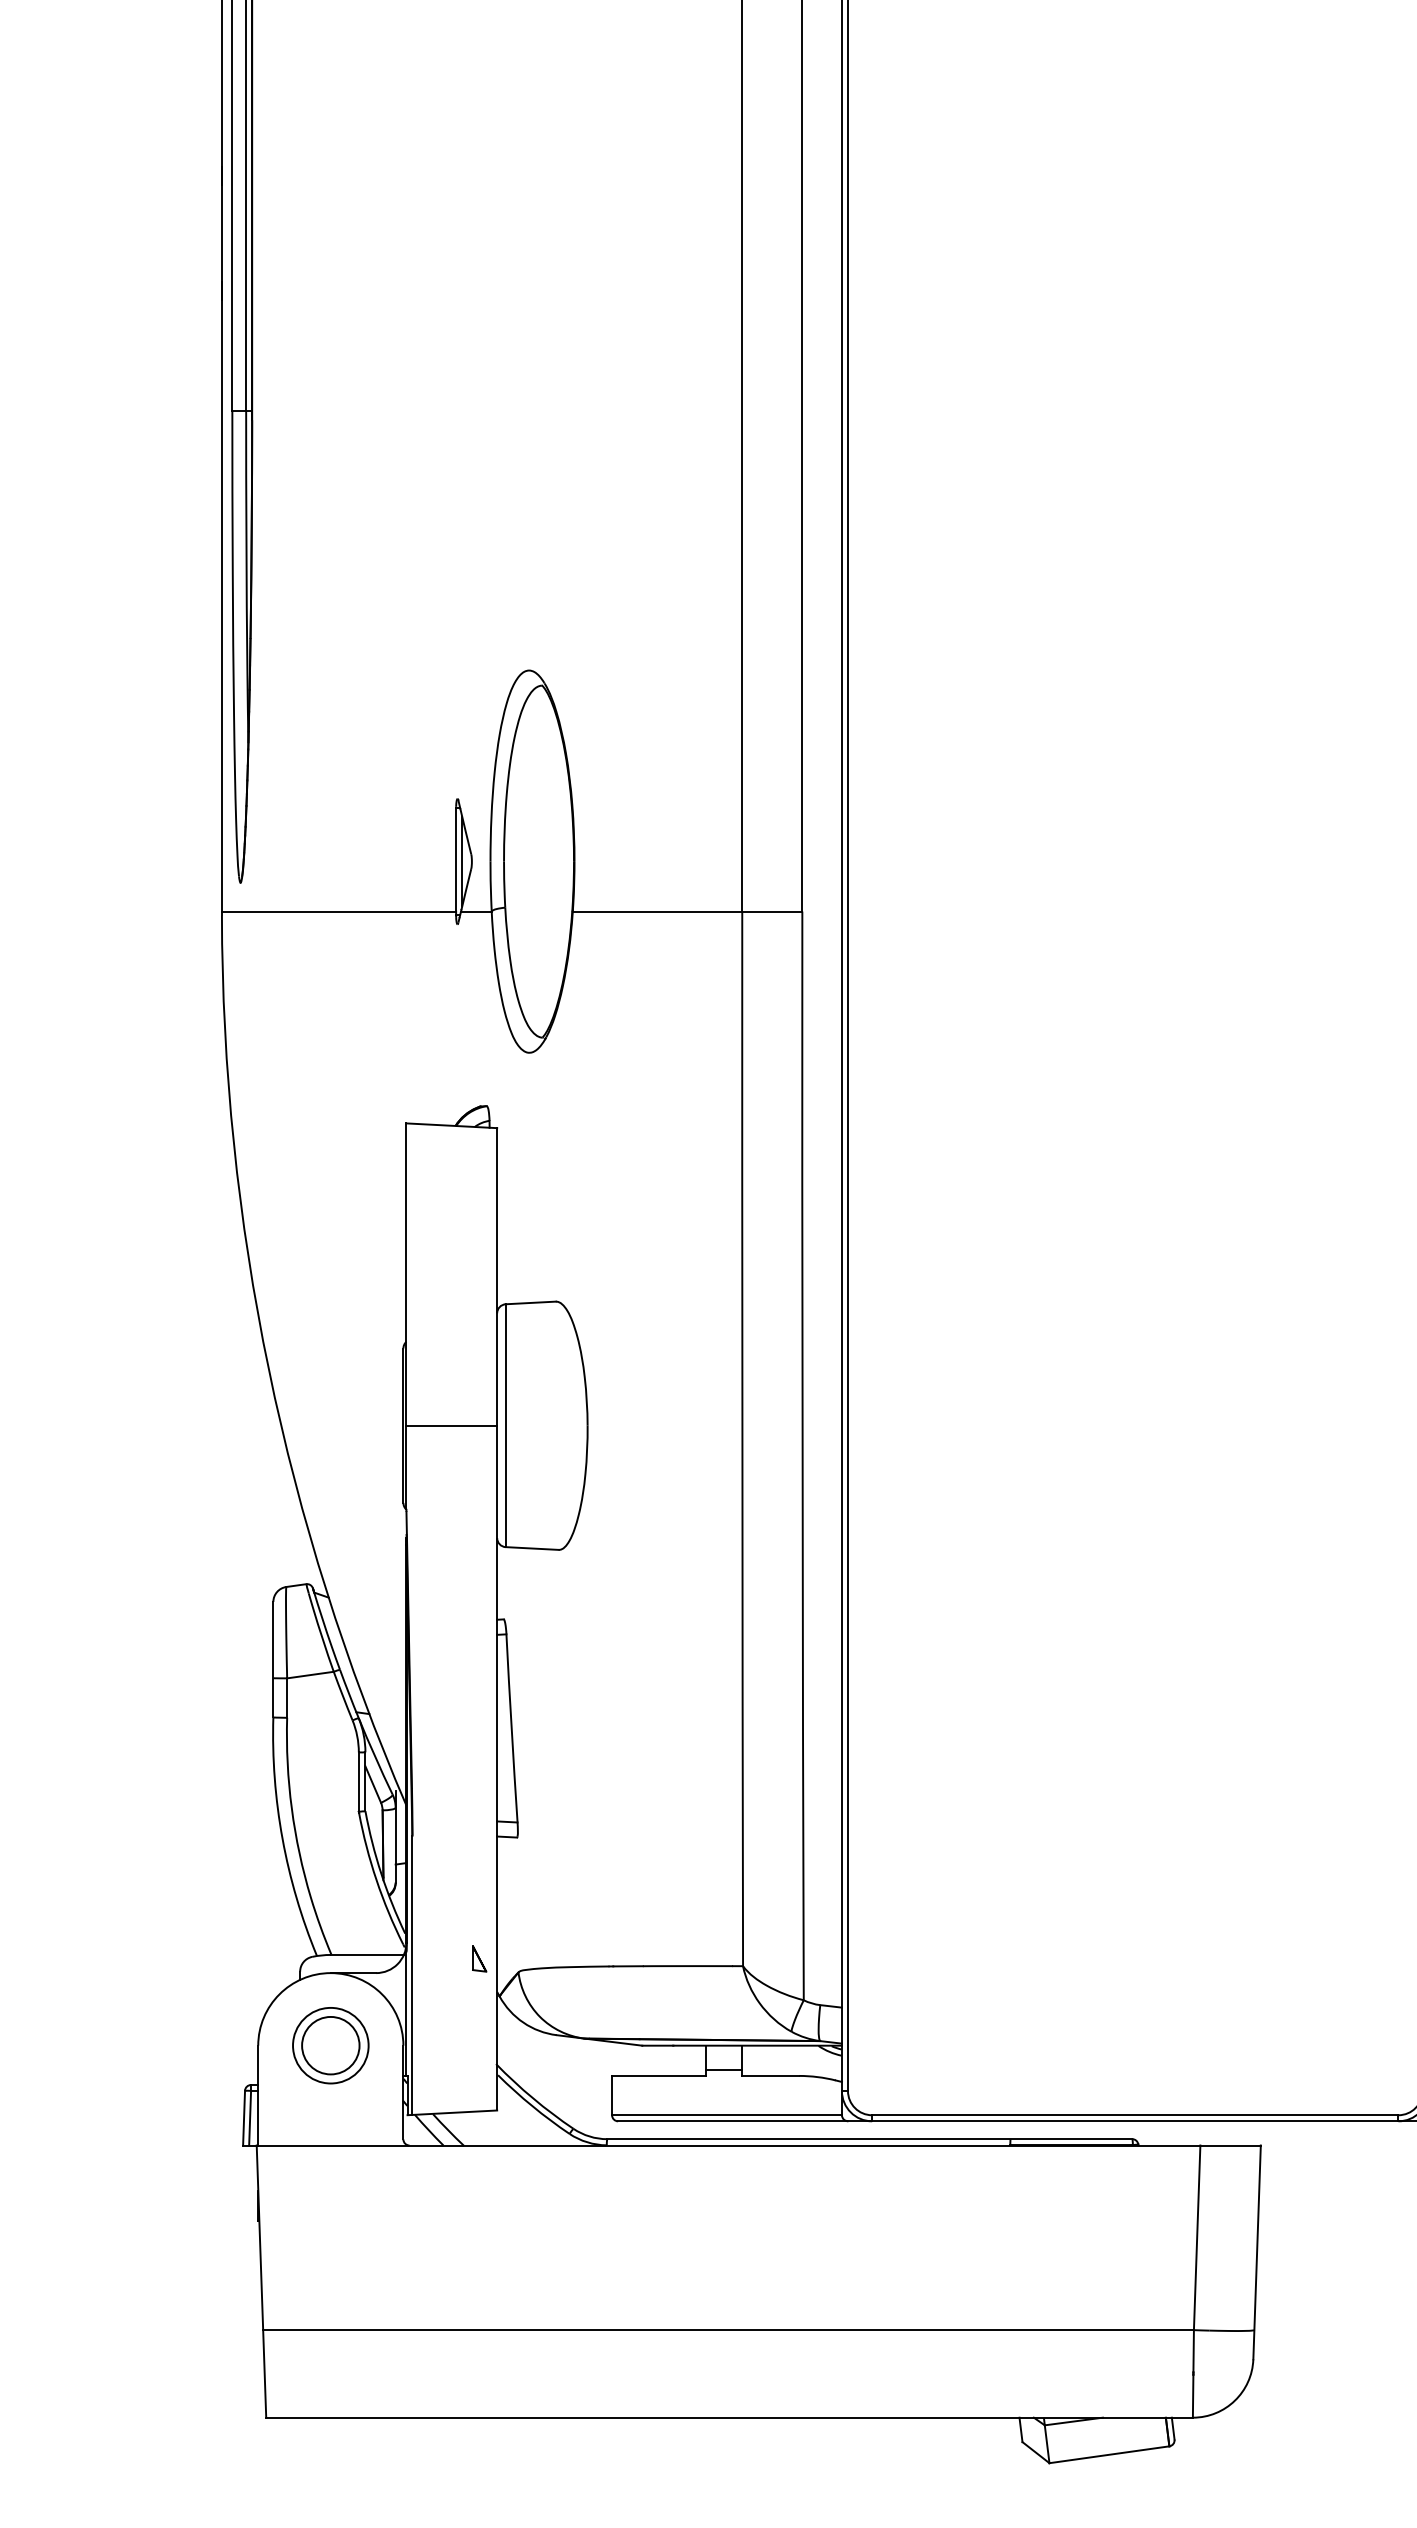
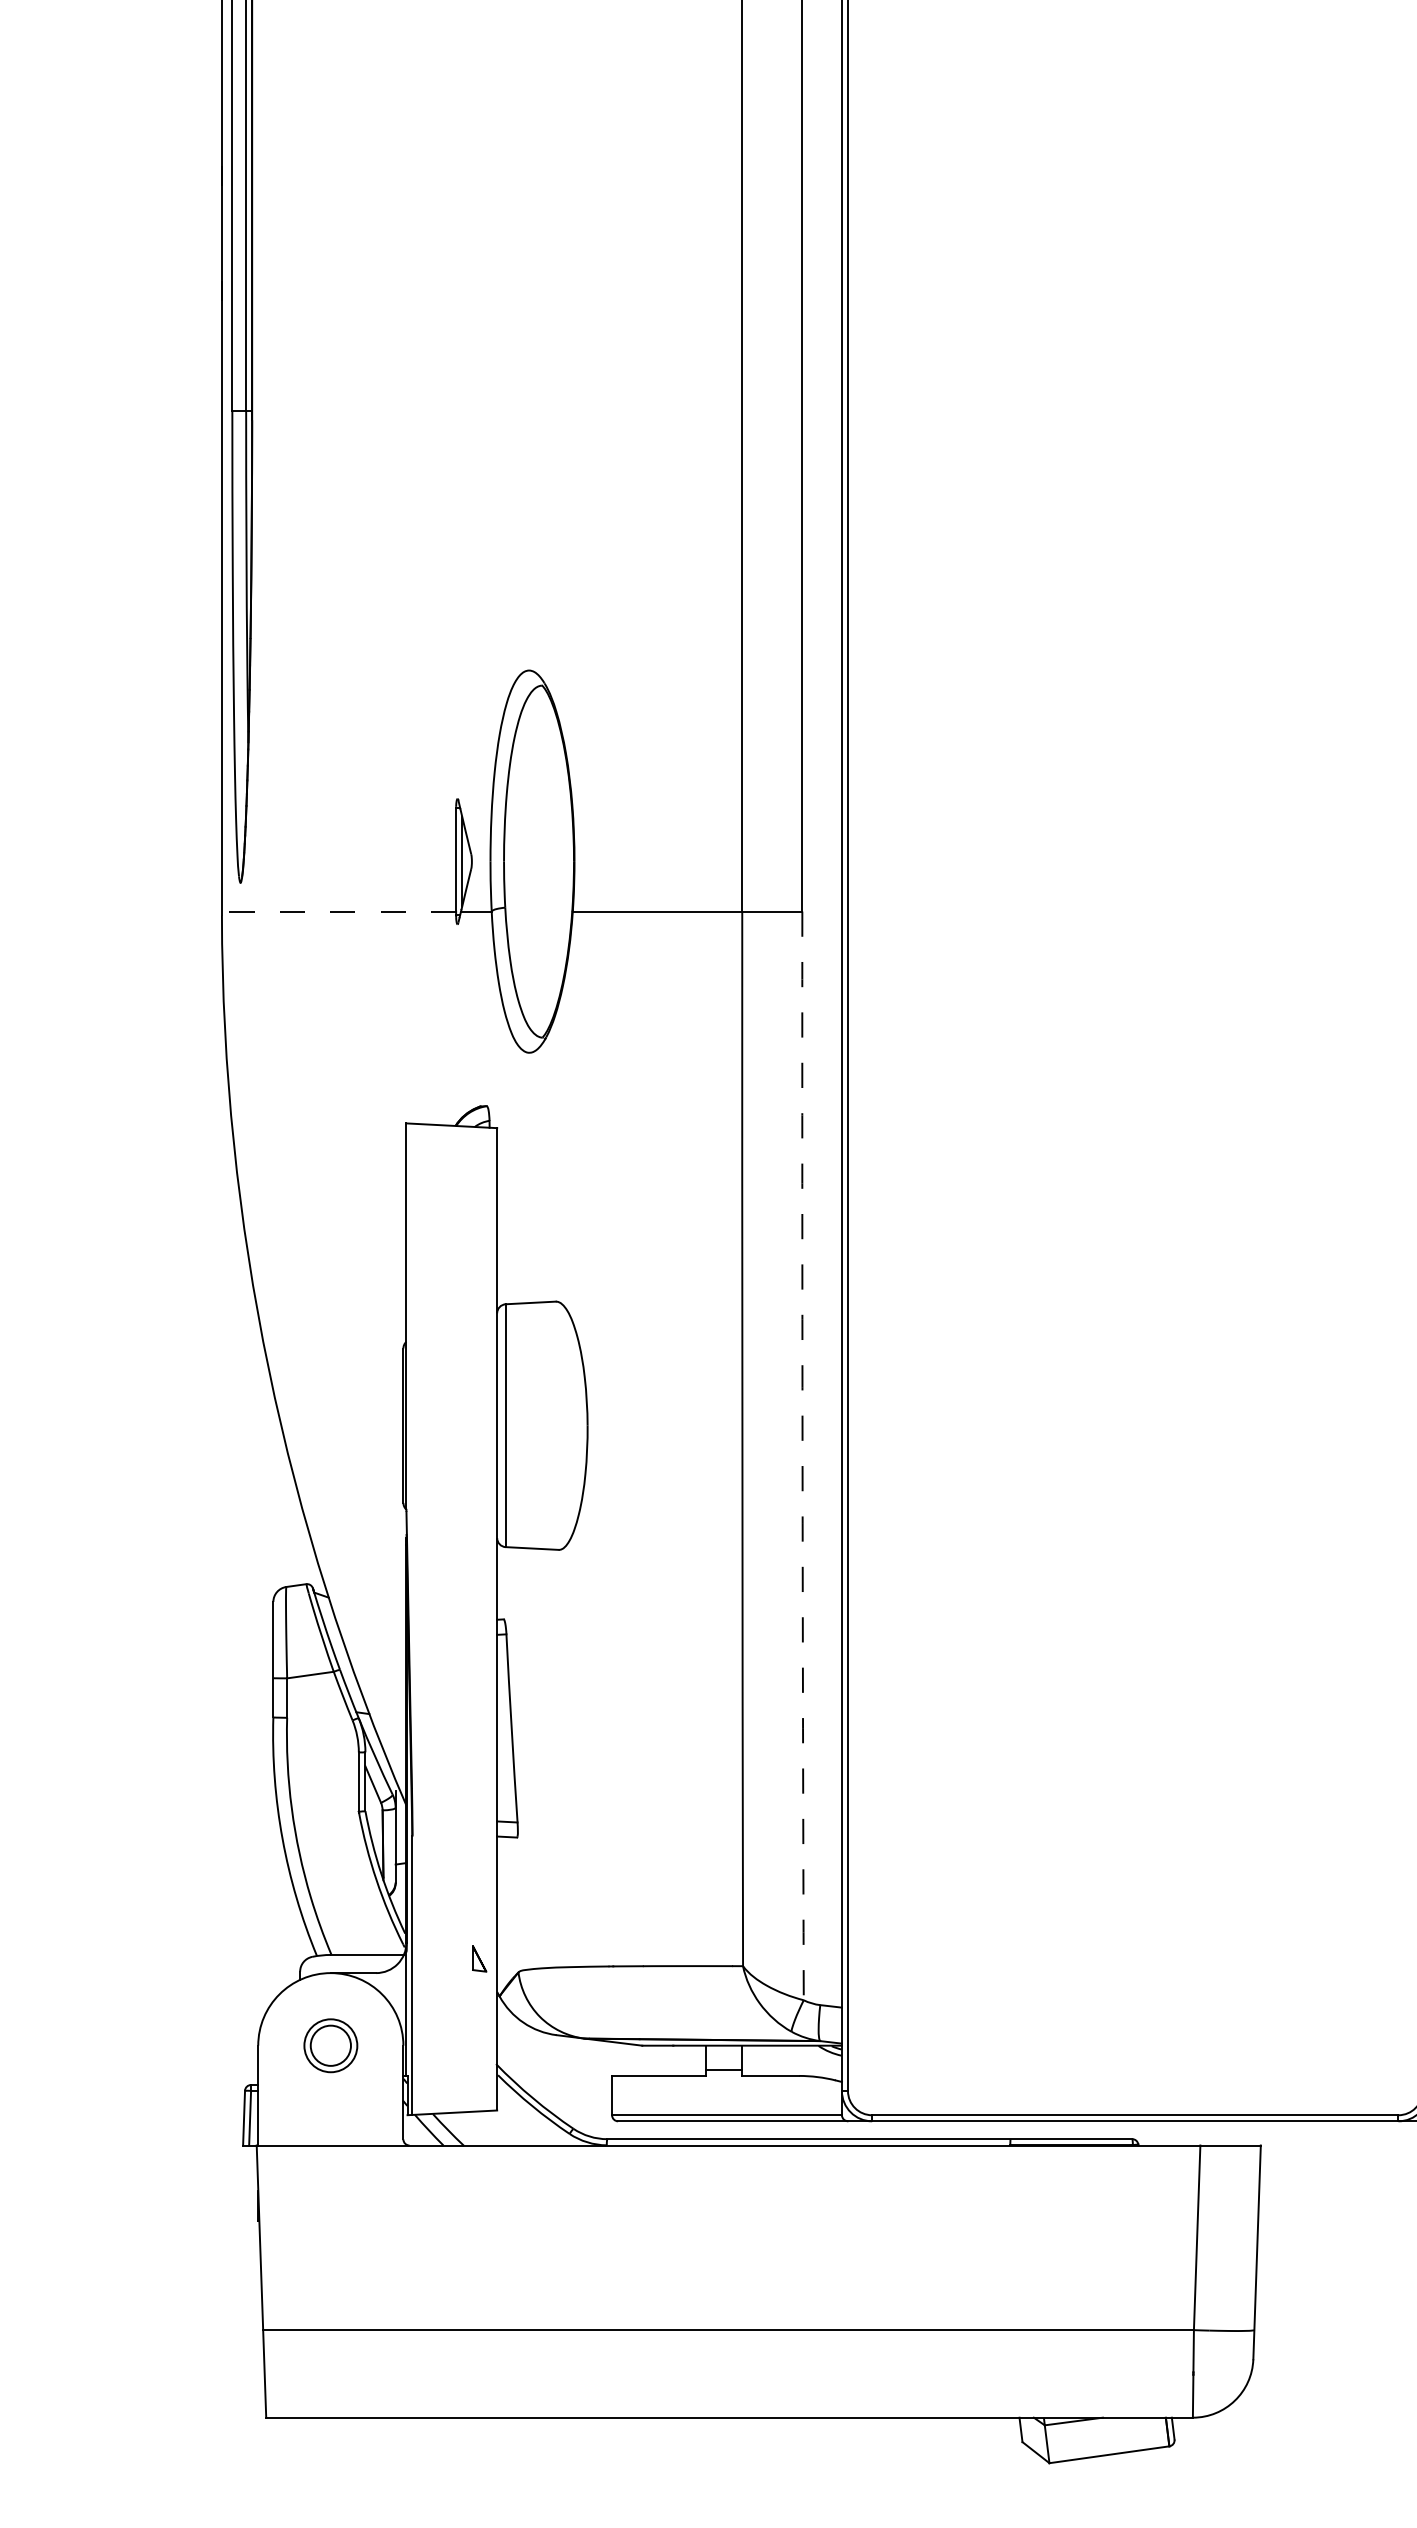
line: solid -> dashed (338, 911)
line: present -> none (451, 1425)
arc: solid -> dashed (802, 1455)
part size: 78x78 px -> 56x56 px (330, 2045)
